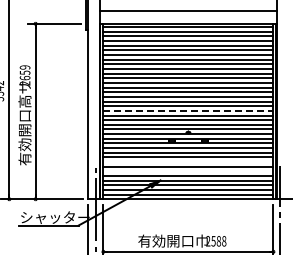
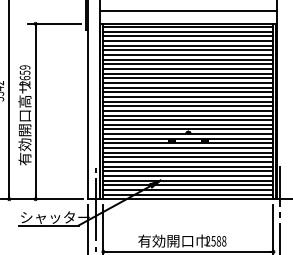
line: dashed -> solid (188, 110)
line: none -> present (188, 162)
line: none -> present (188, 171)
